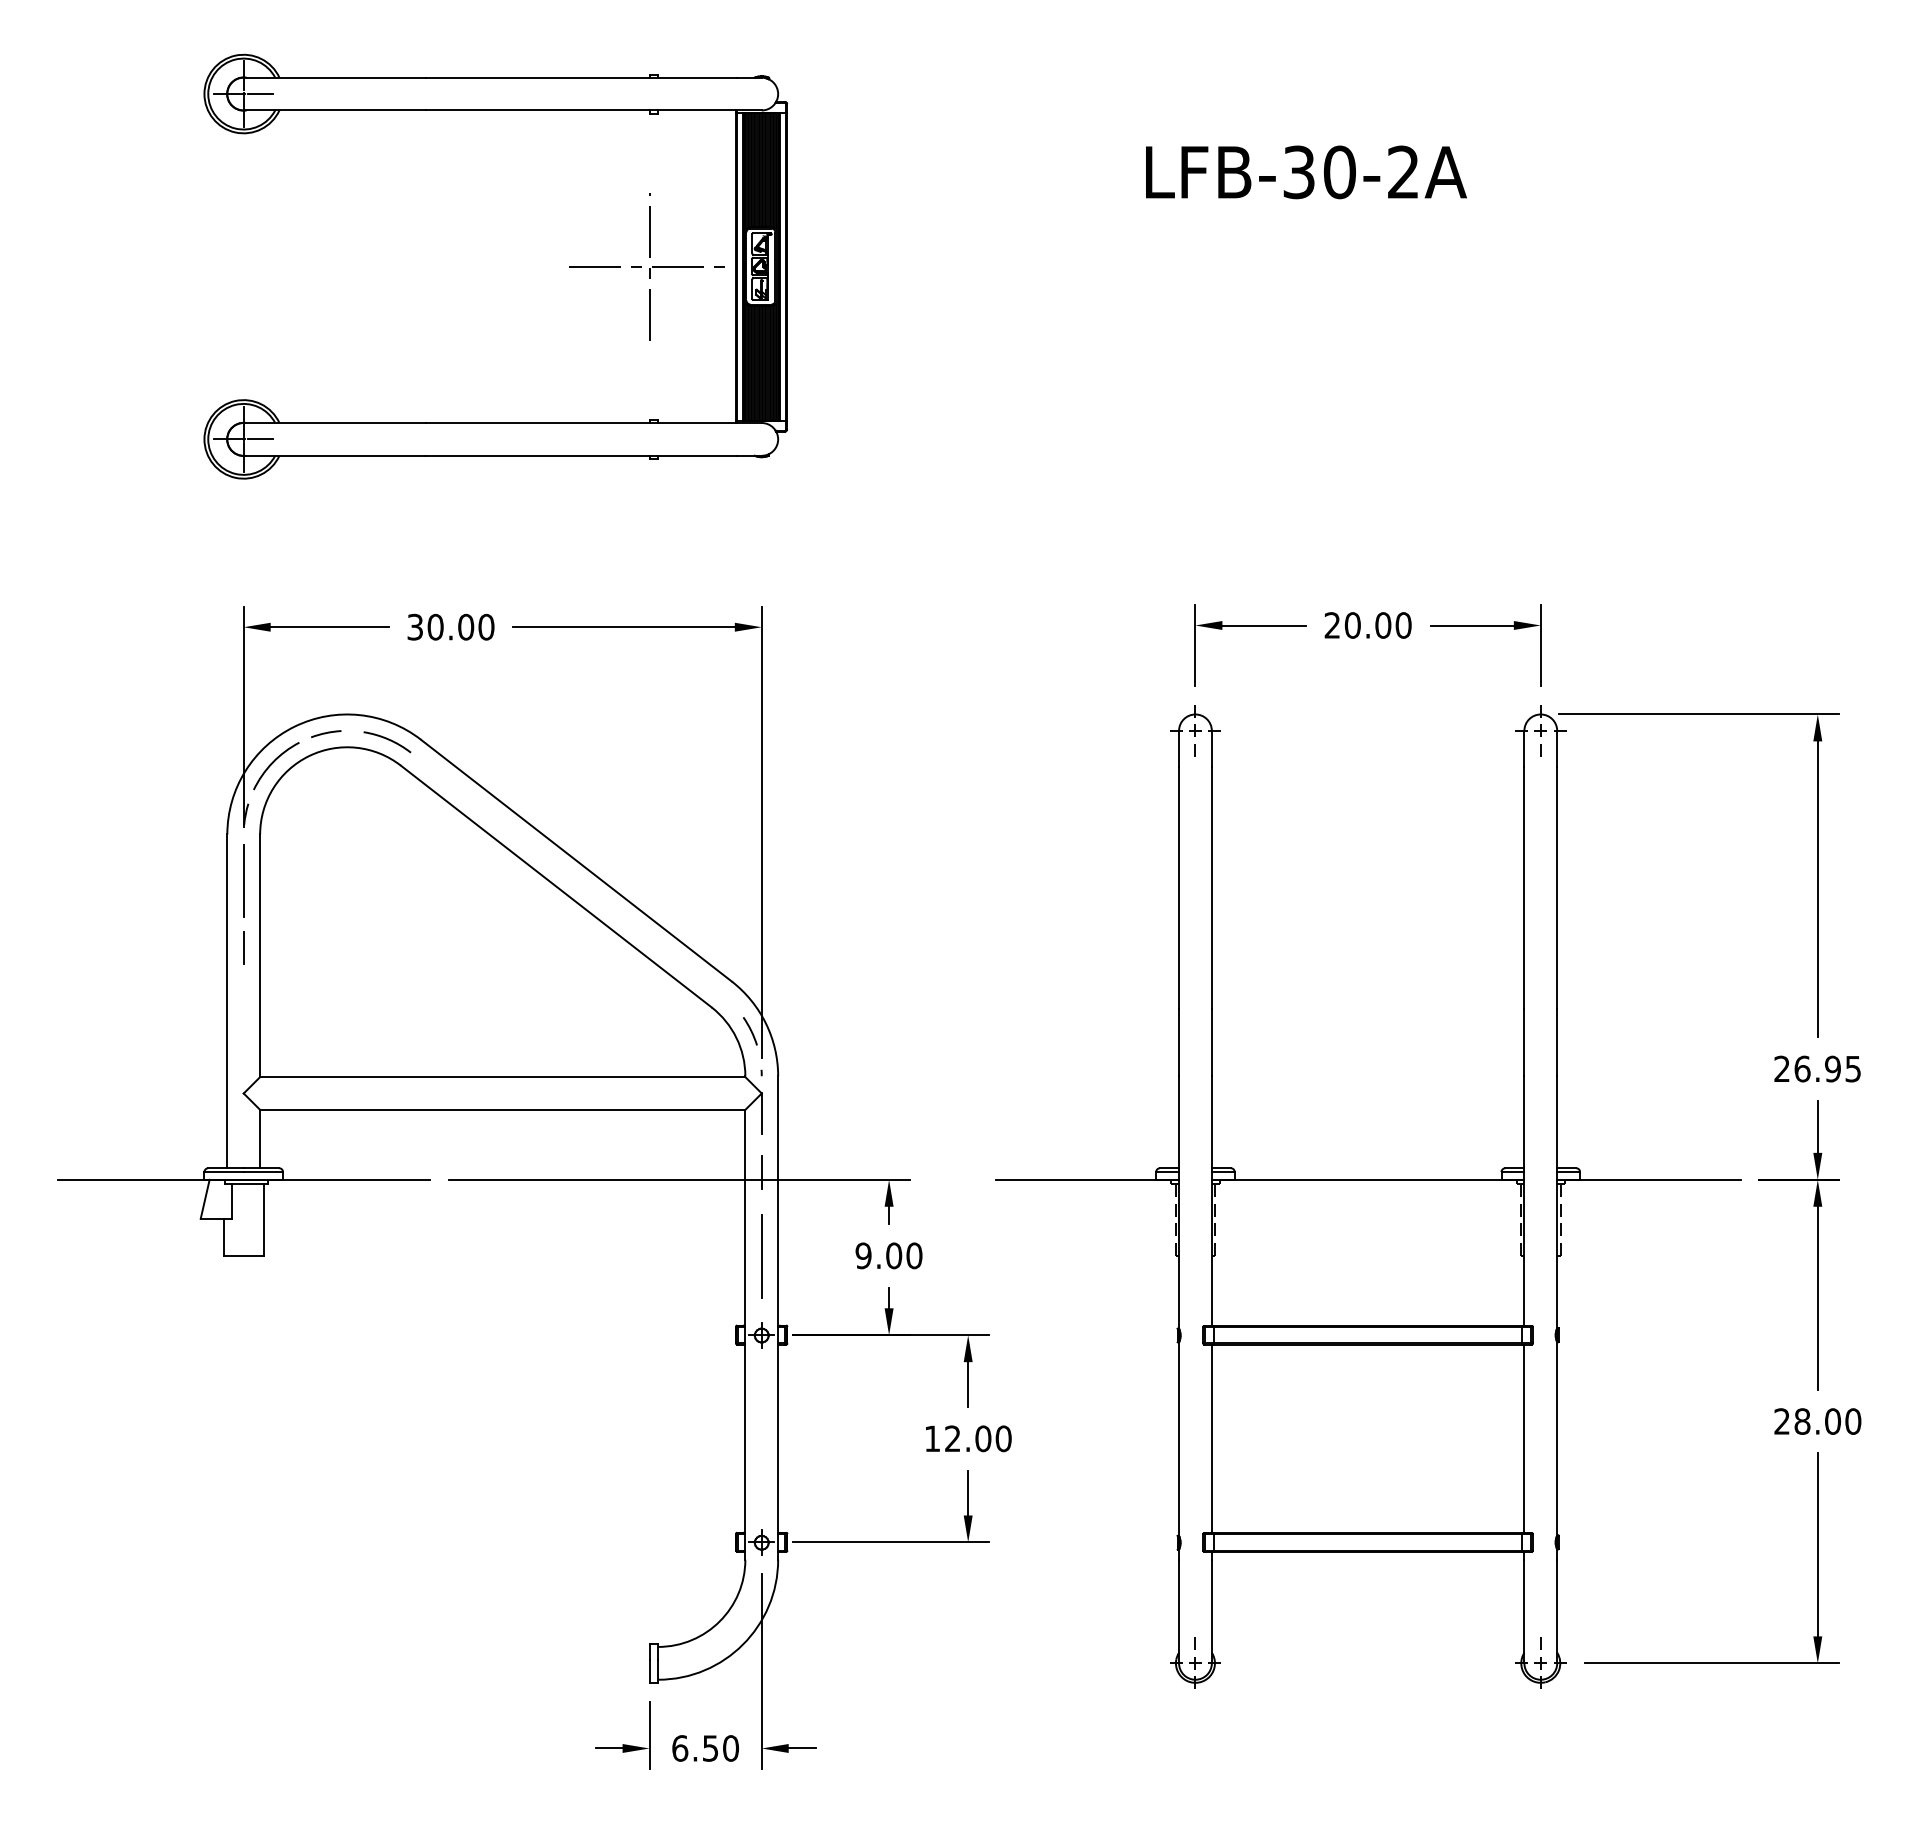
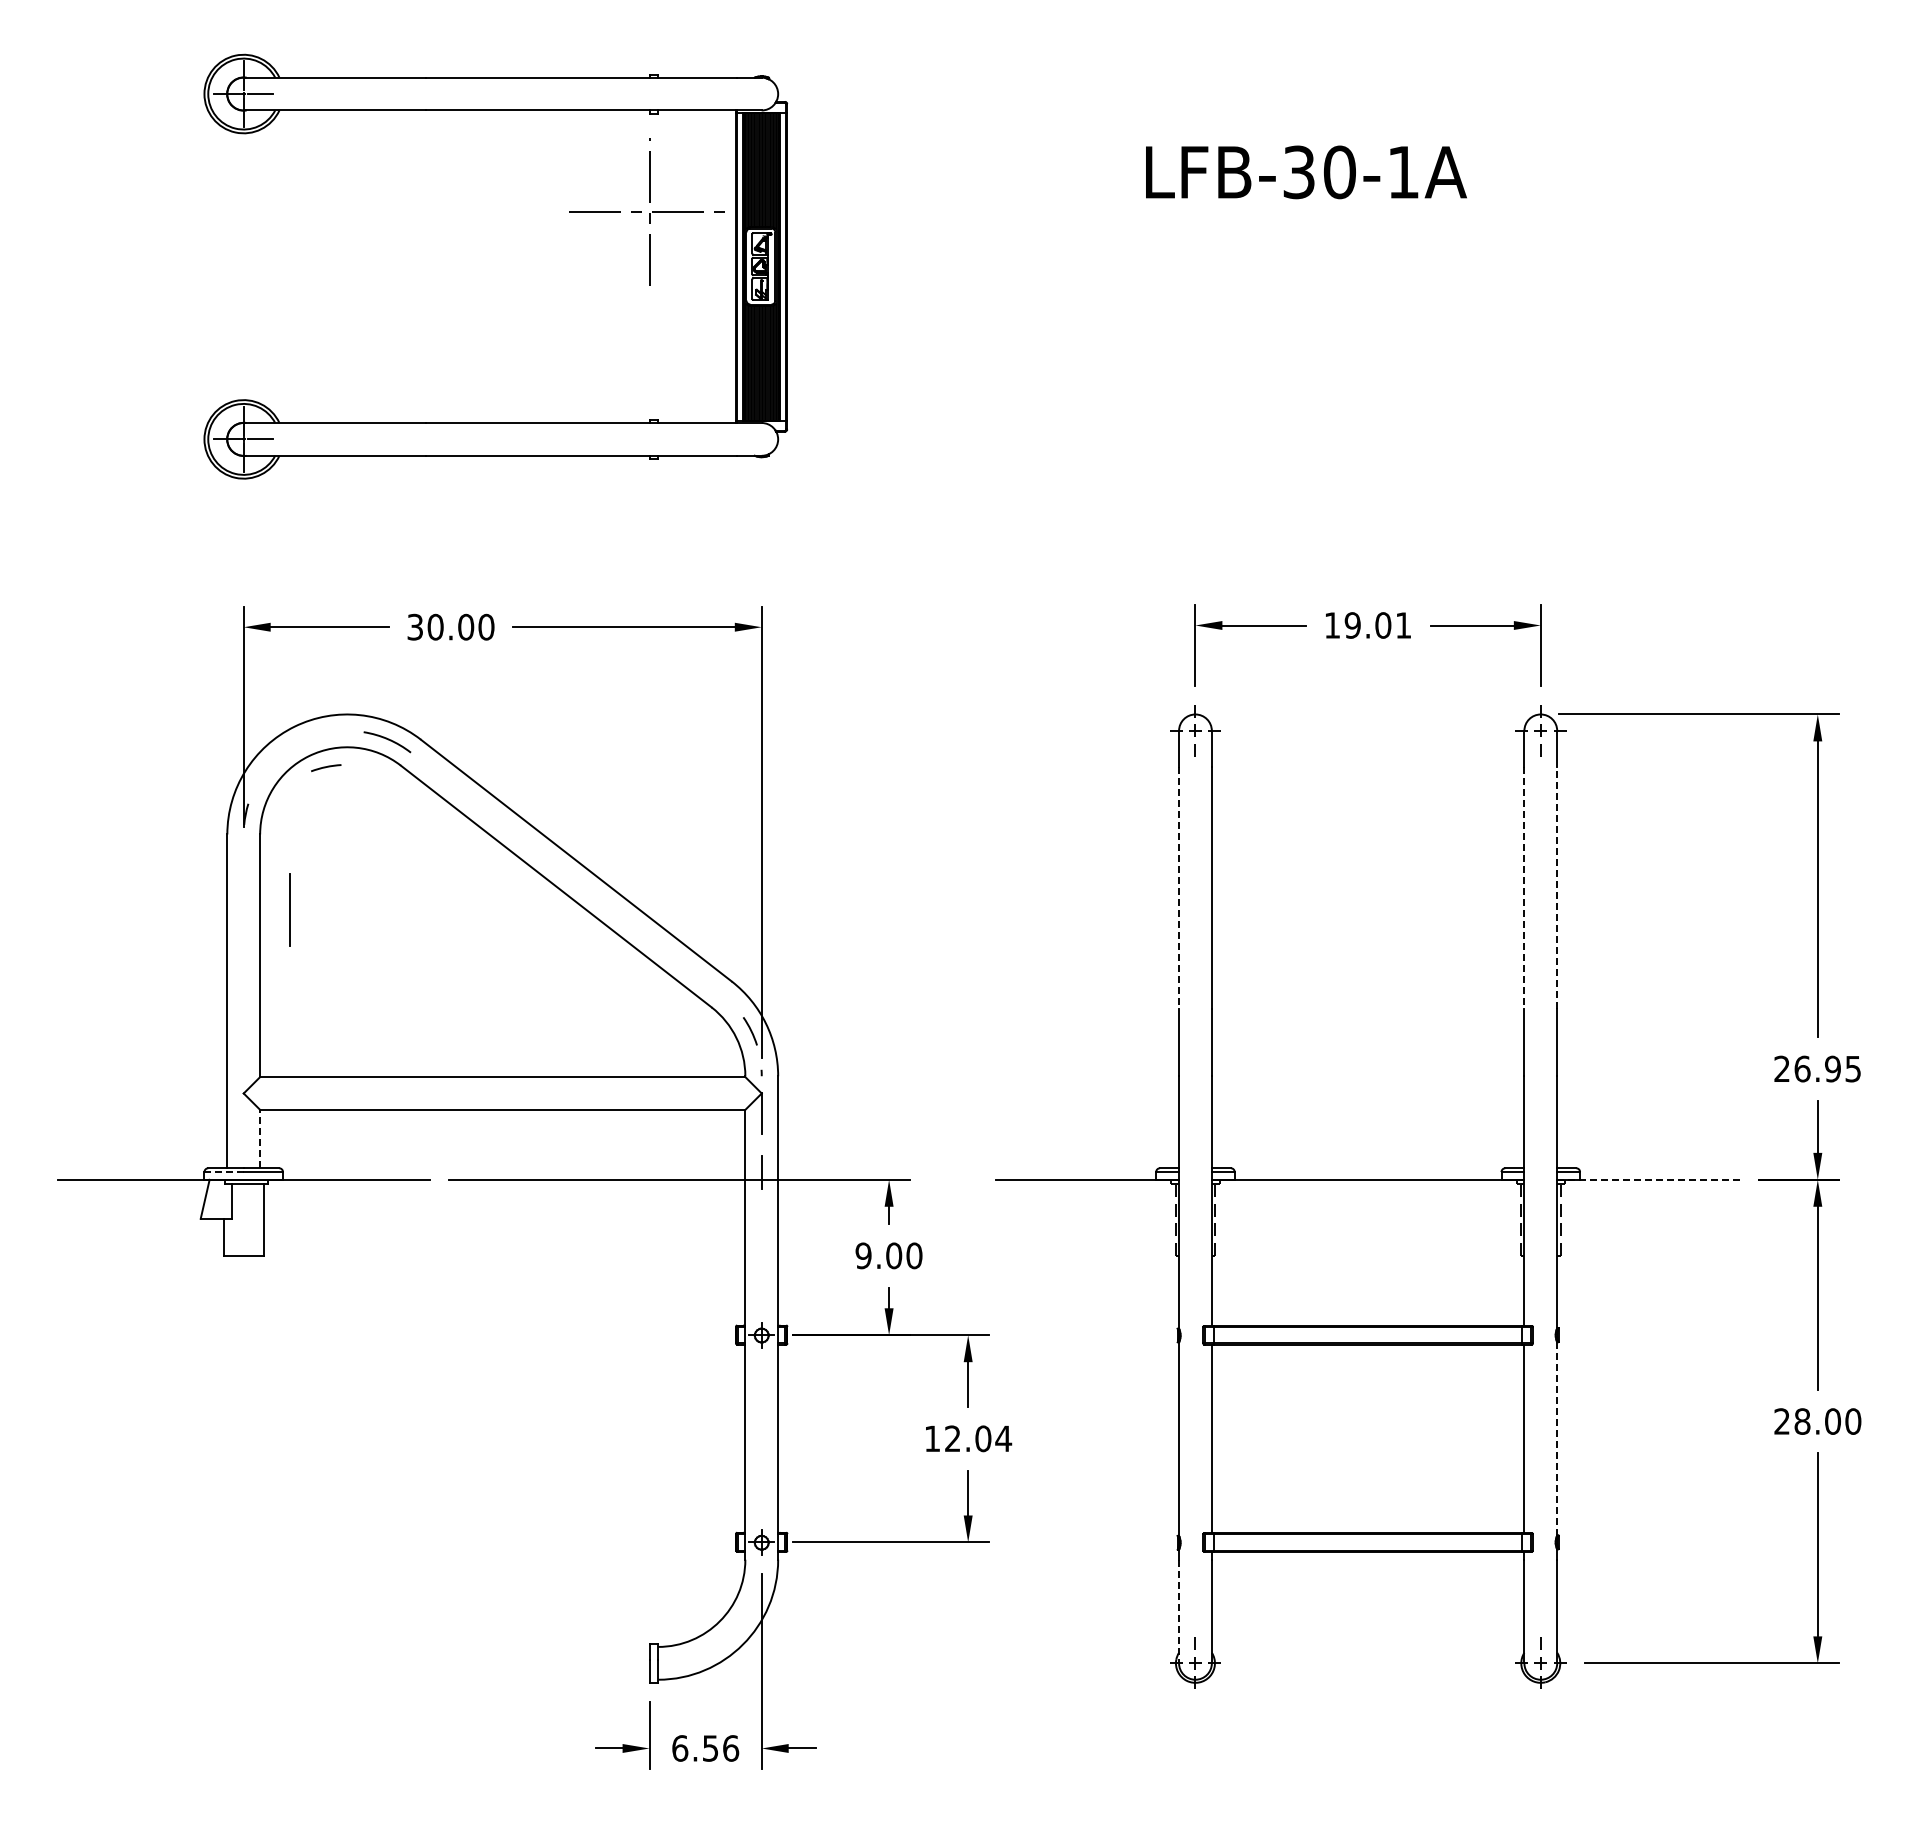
text: LFB-30-2A -> LFB-30-1A (1403, 171)
part position: (646, 266) -> (646, 211) (646, 211)
text: 20.00 -> 19.01 (1367, 625)
arc position: (326, 733) -> (326, 767) (326, 767)
arc: present -> none (273, 763)
line position: (243, 880) -> (289, 909) (289, 909)
line: solid -> dashed (1179, 887)
line: solid -> dashed (1524, 887)
line: solid -> dashed (1557, 887)
line: present -> none (243, 948)
line: solid -> dashed (260, 1138)
line: solid -> dashed (224, 1172)
line: solid -> dashed (1648, 1179)
line: present -> none (761, 1255)
text: 12.00 -> 12.04 (1003, 1438)
line: solid -> dashed (1557, 1438)
line: solid -> dashed (1179, 1611)
text: 6.50 -> 6.56 (731, 1748)
